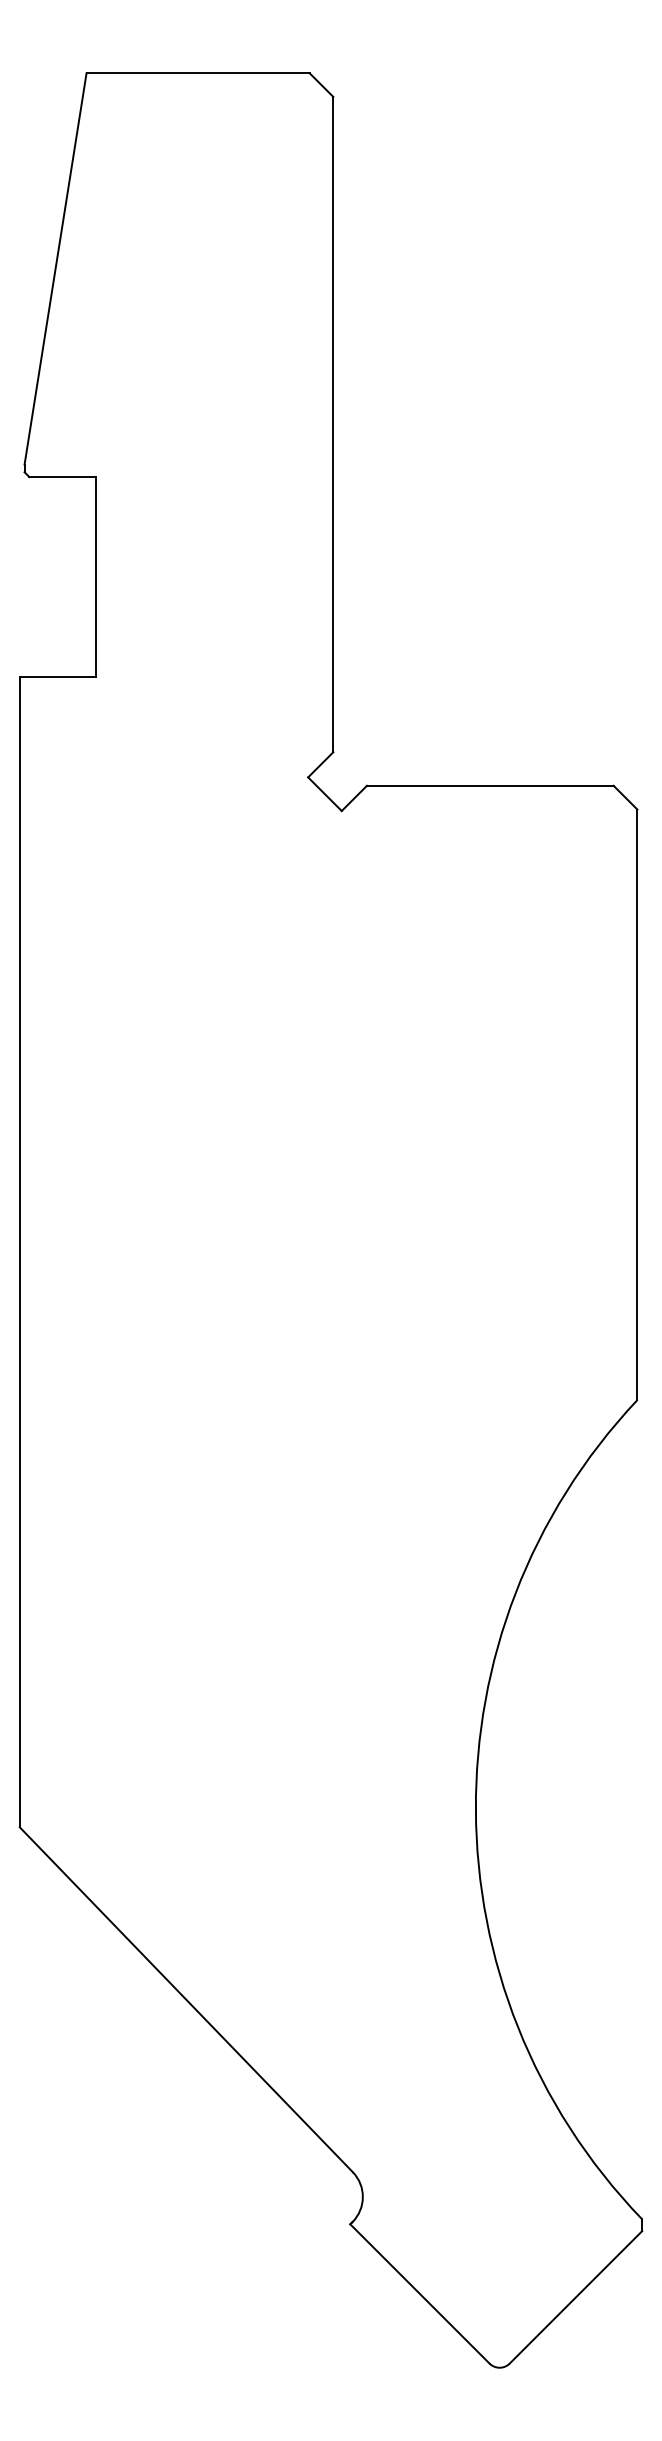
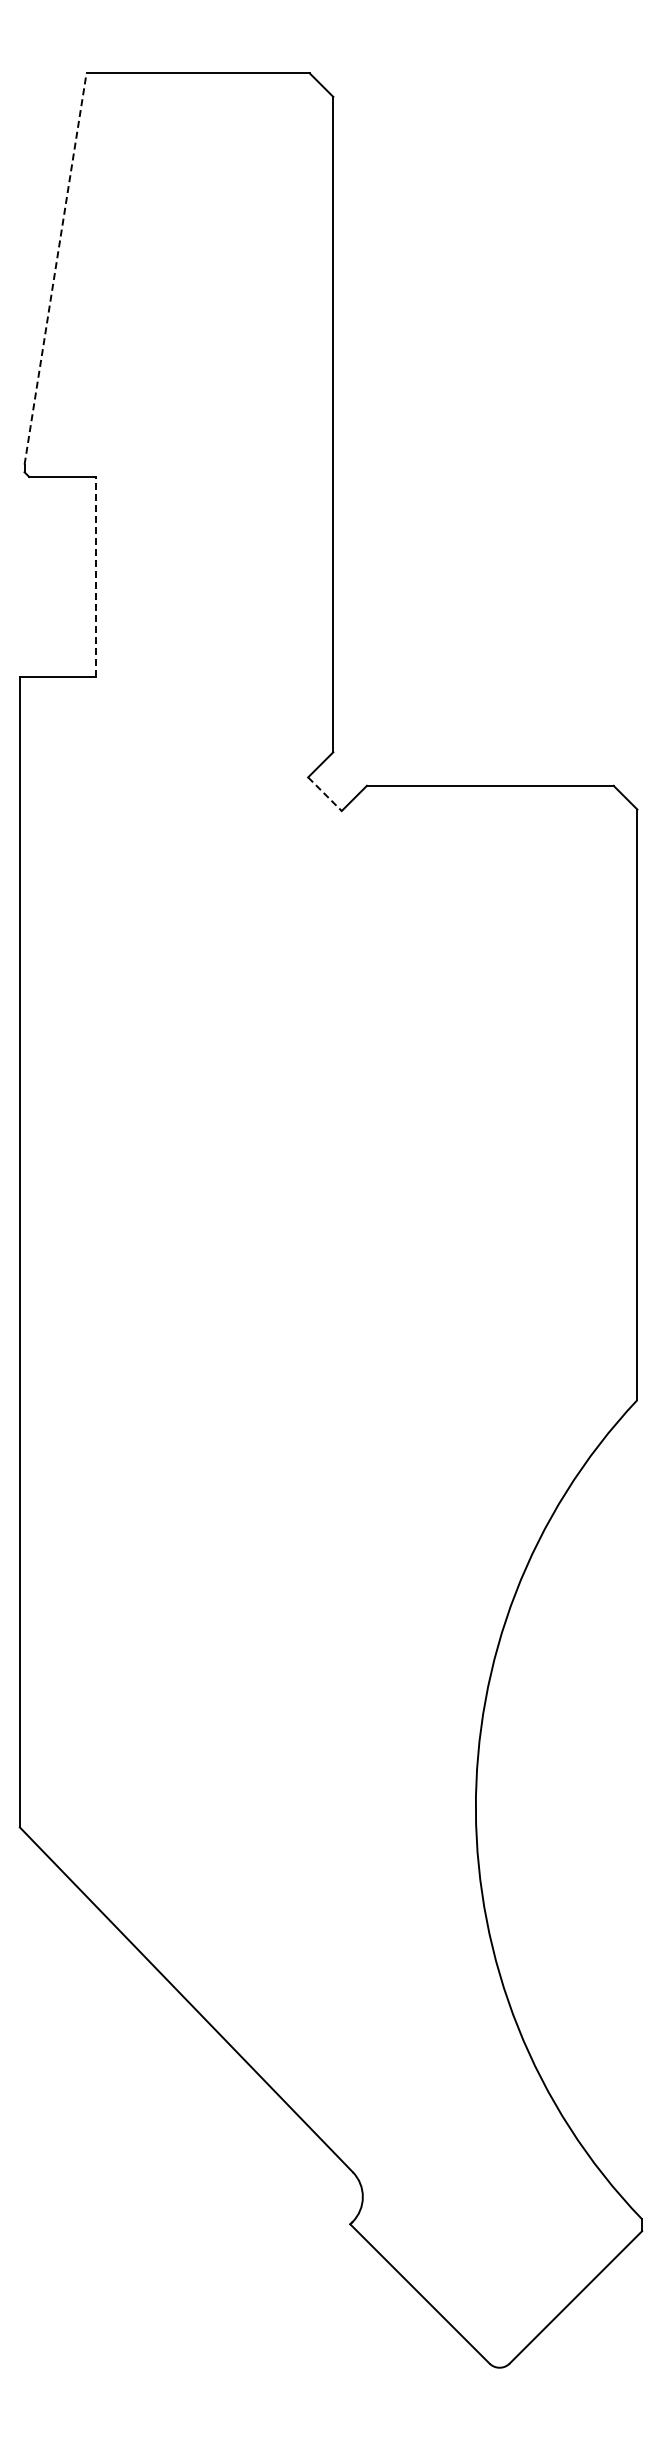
line: solid -> dashed (55, 268)
line: solid -> dashed (95, 576)
line: solid -> dashed (324, 794)
